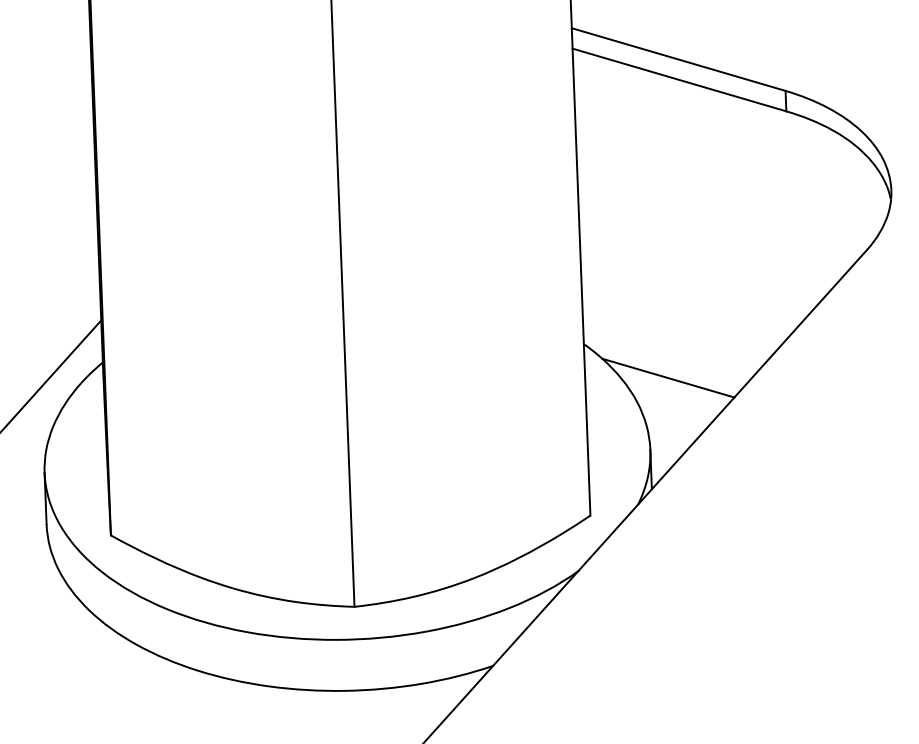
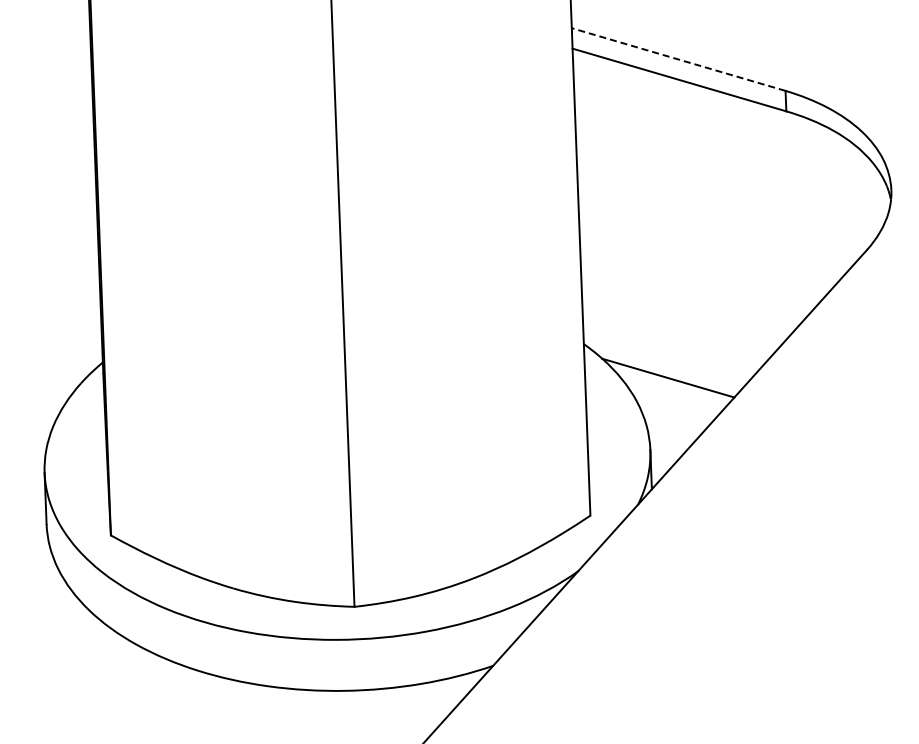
line: solid -> dashed (678, 59)
line: present -> none (51, 375)
